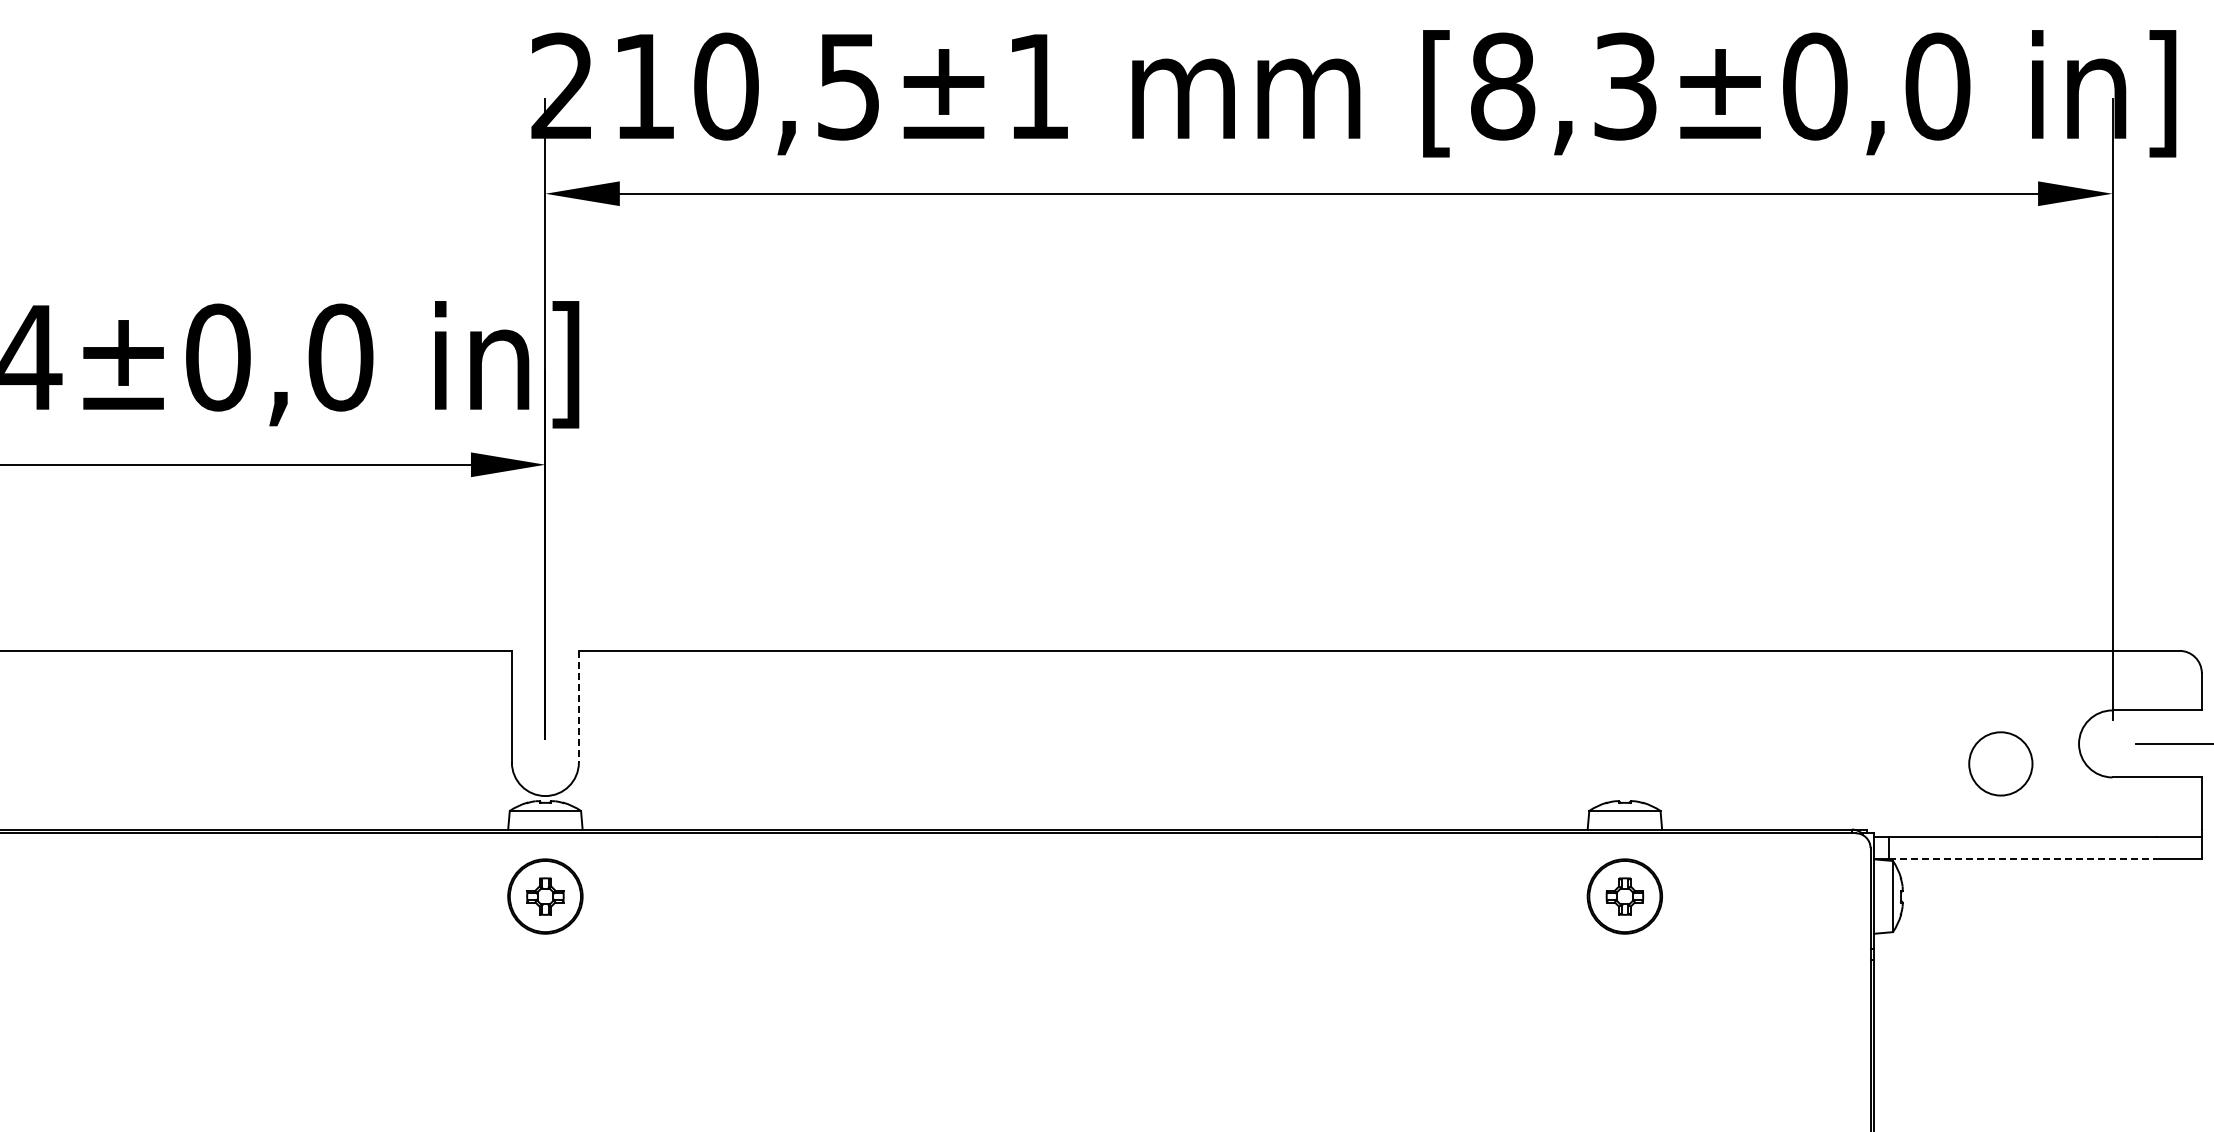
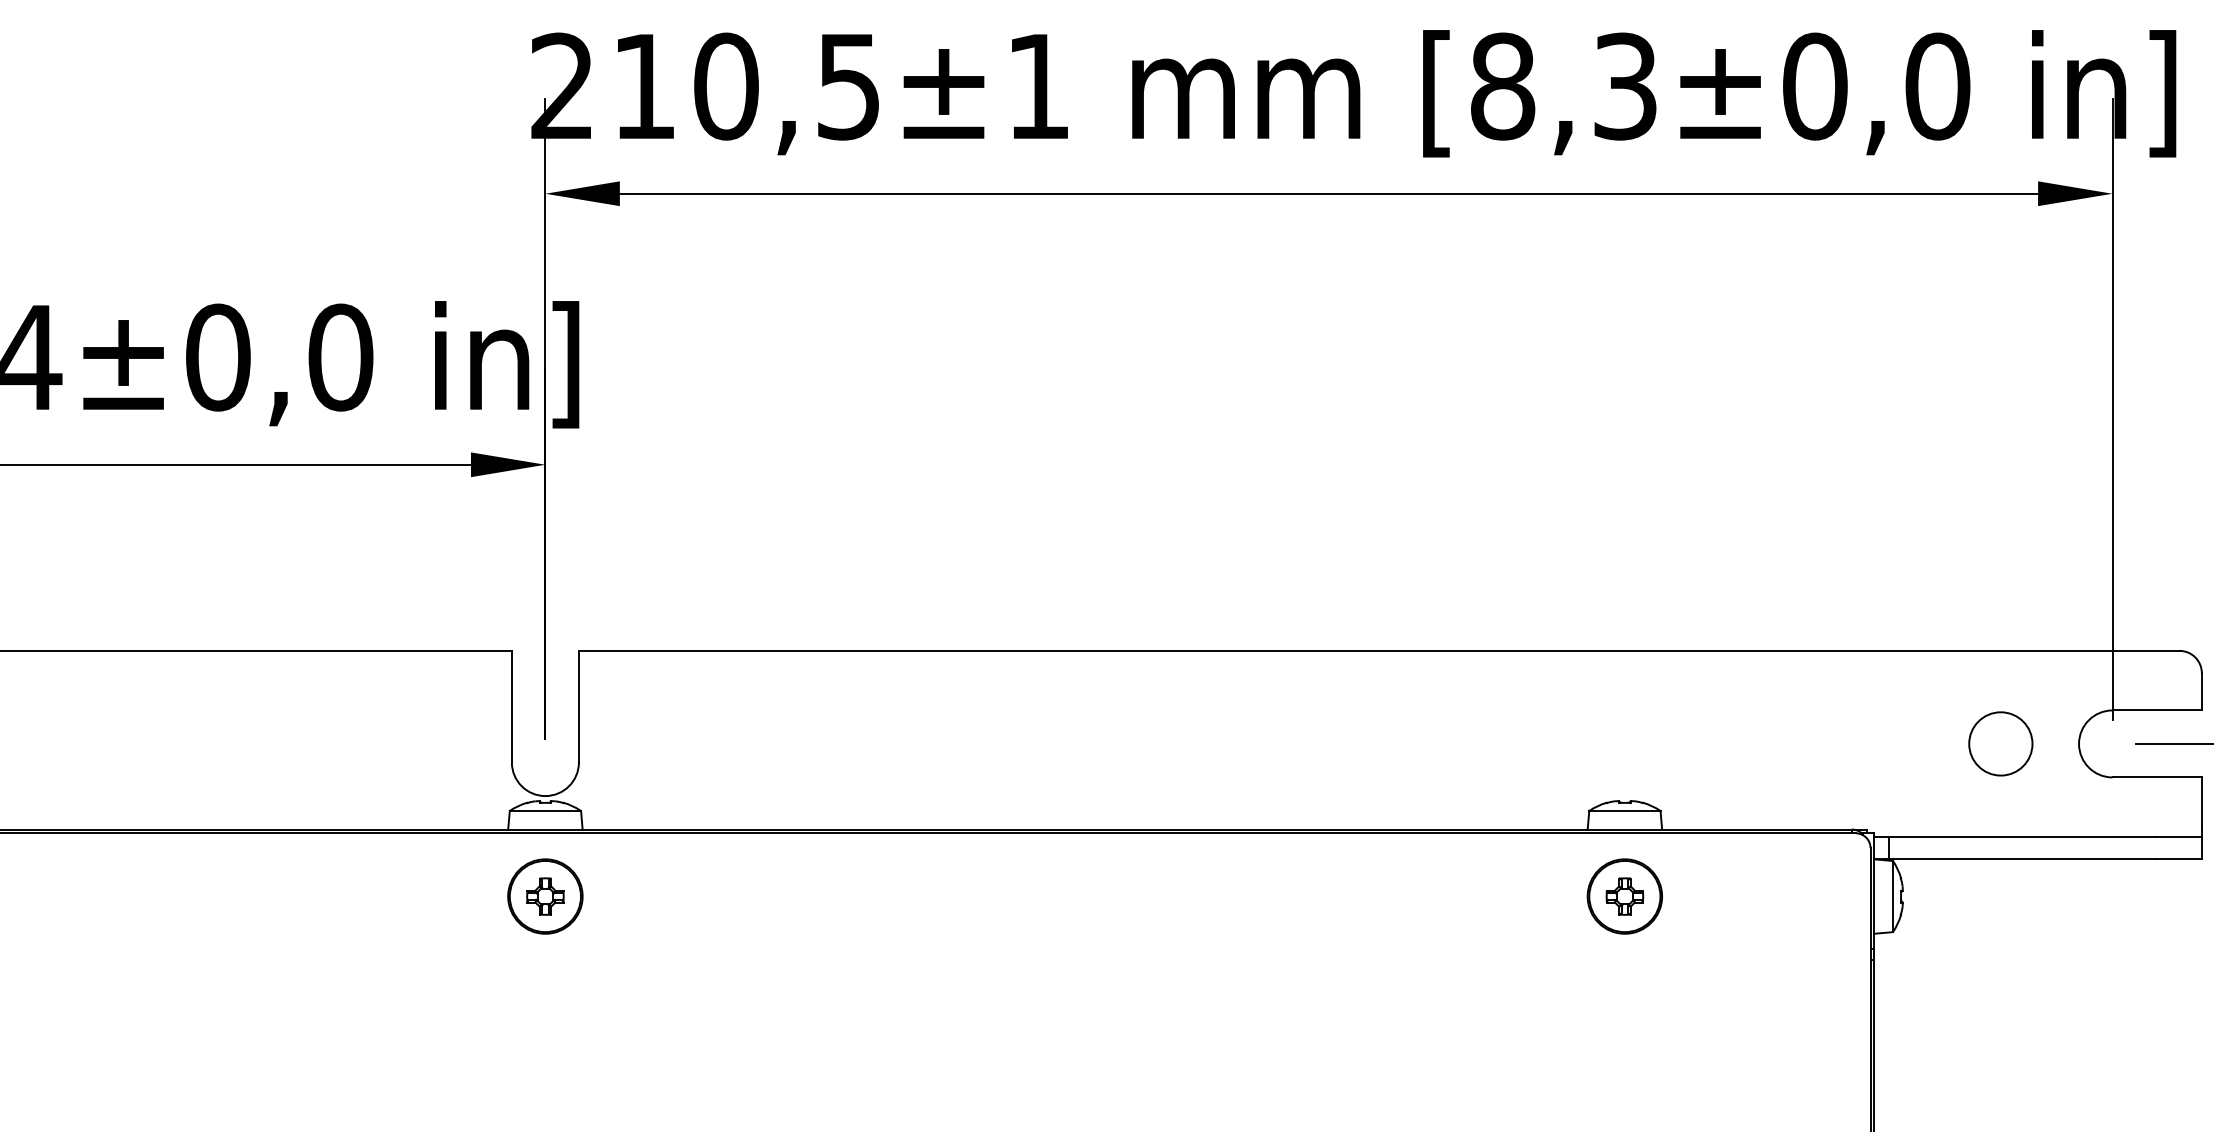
line: dashed -> solid (578, 706)
circle position: (2000, 763) -> (2000, 743) (2000, 743)
line: dashed -> solid (2023, 859)
